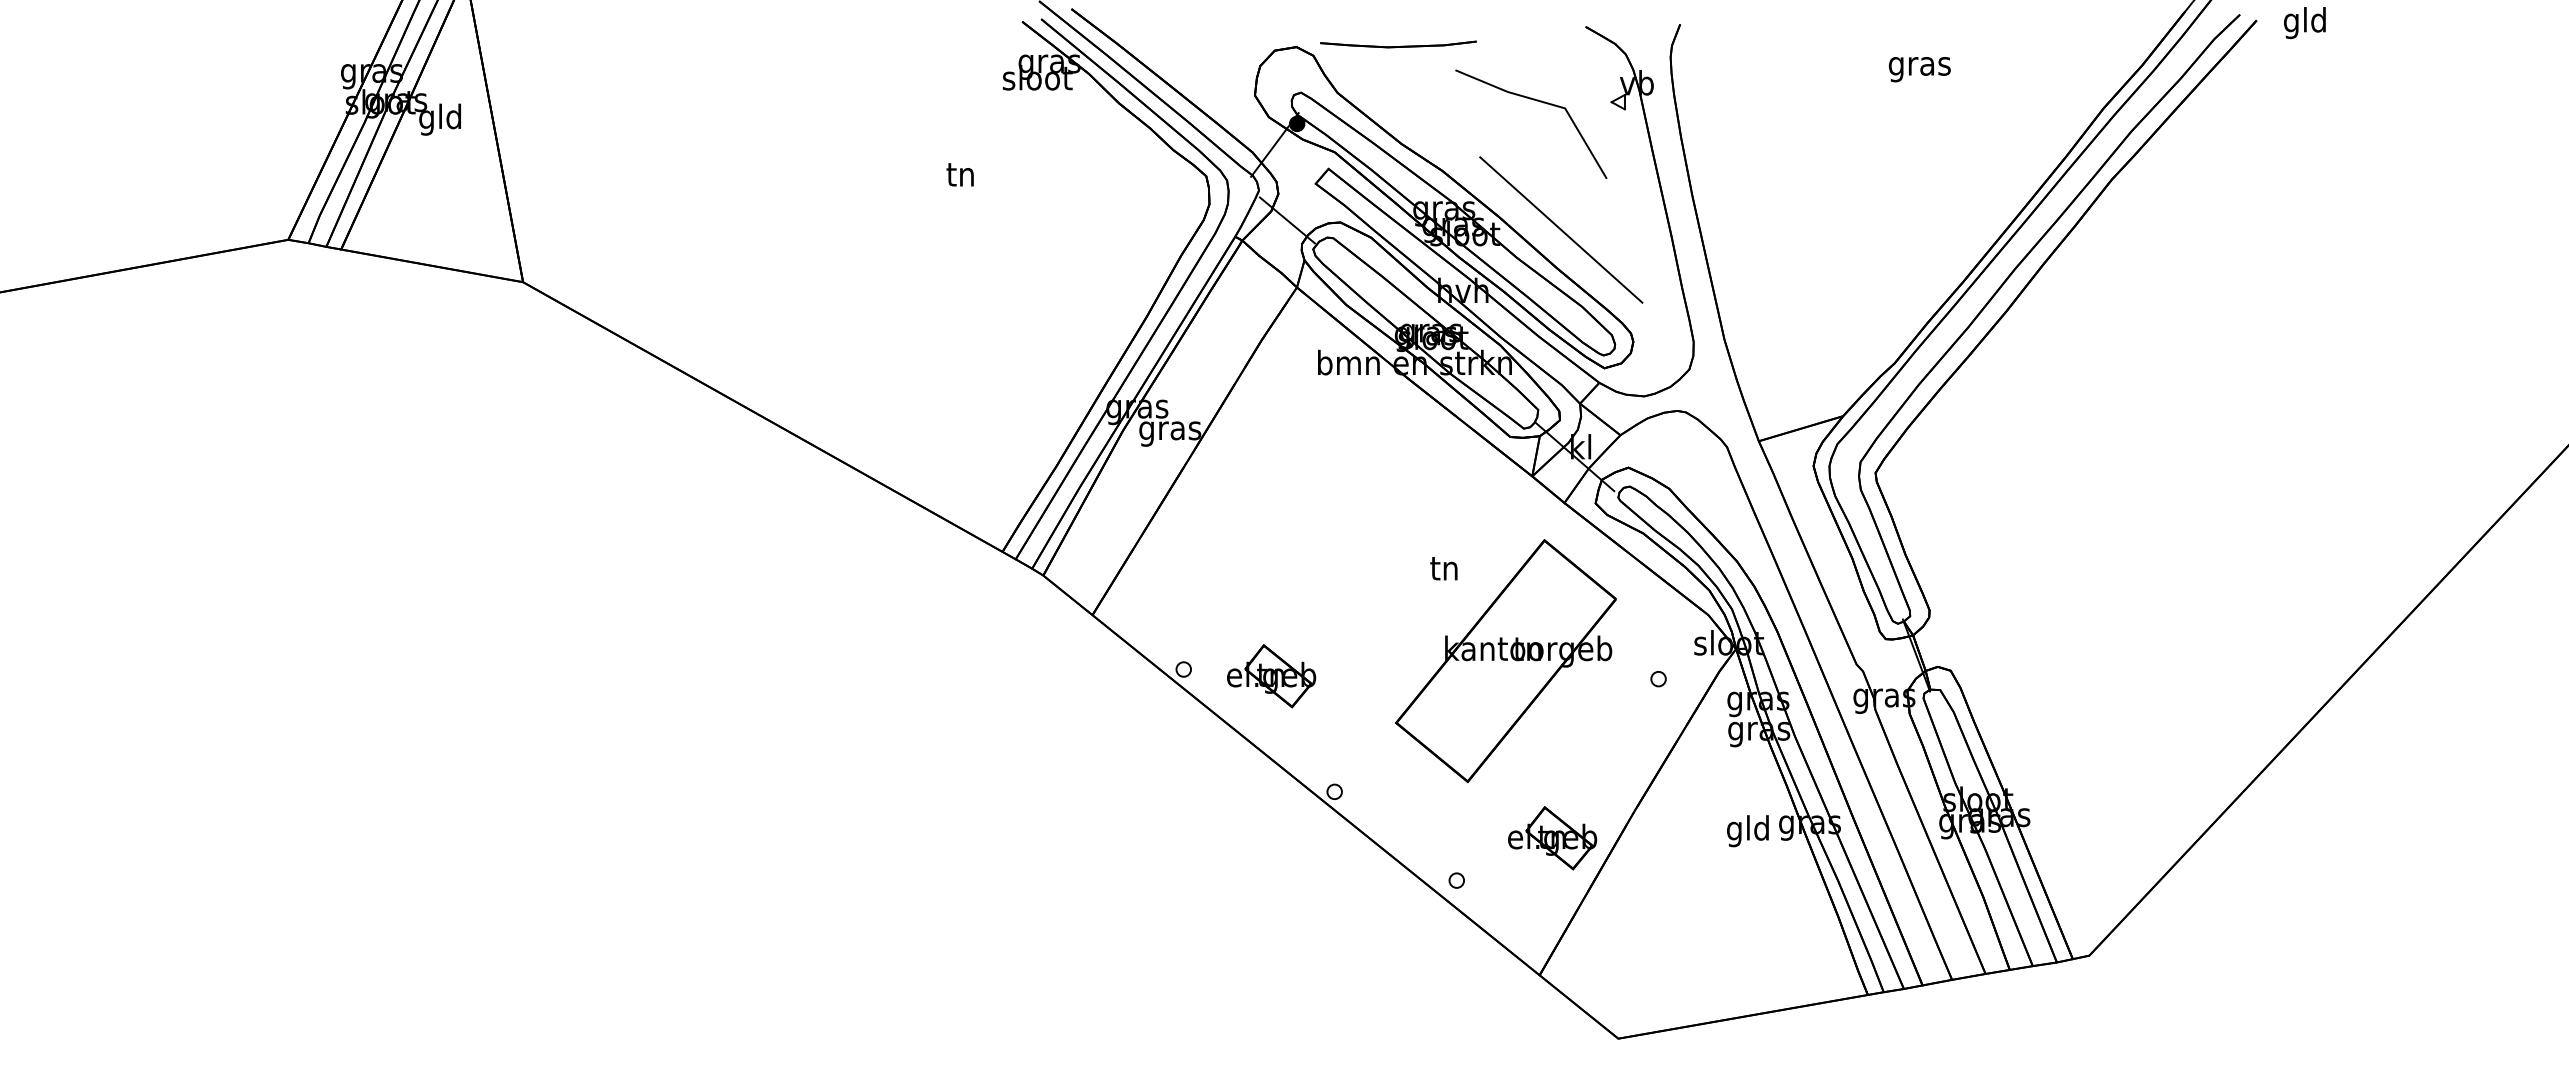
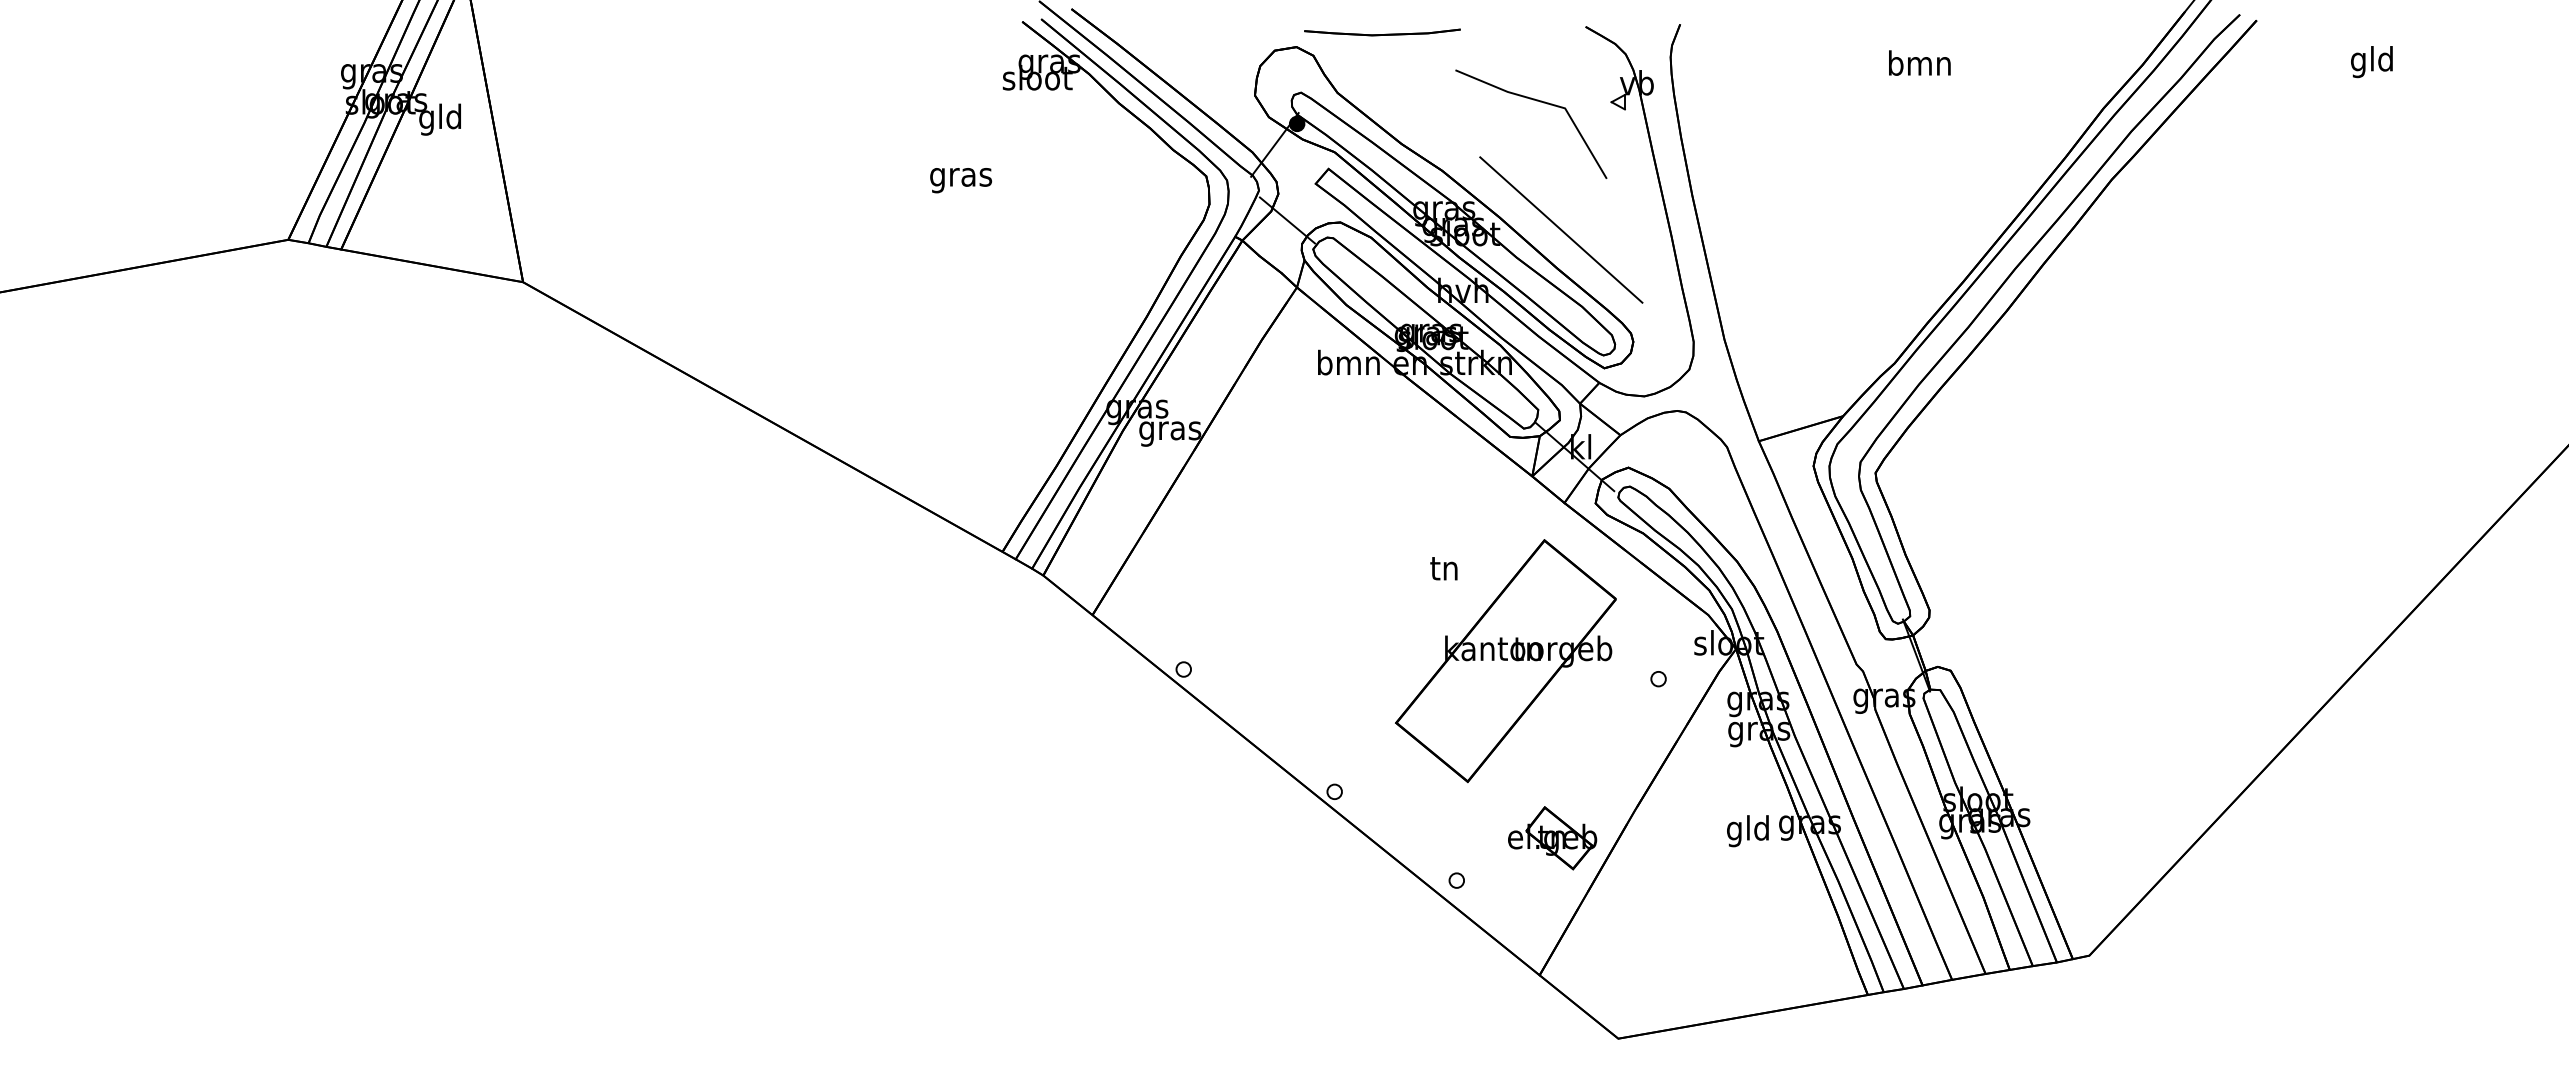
text position: (2304, 23) -> (2371, 62) (2371, 62)
part position: (1398, 44) -> (1382, 32) (1382, 32)
text: gras -> bmn (1919, 66)
text: tn -> gras (961, 178)
part: present -> none (1271, 676)
